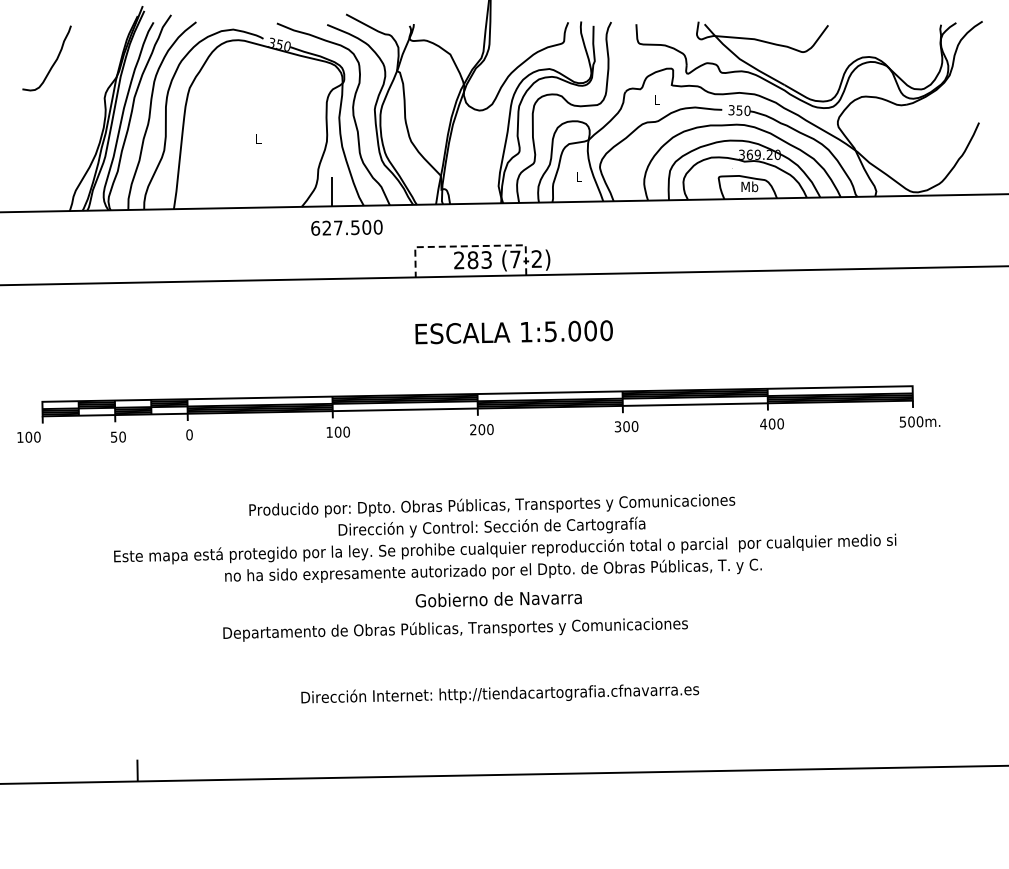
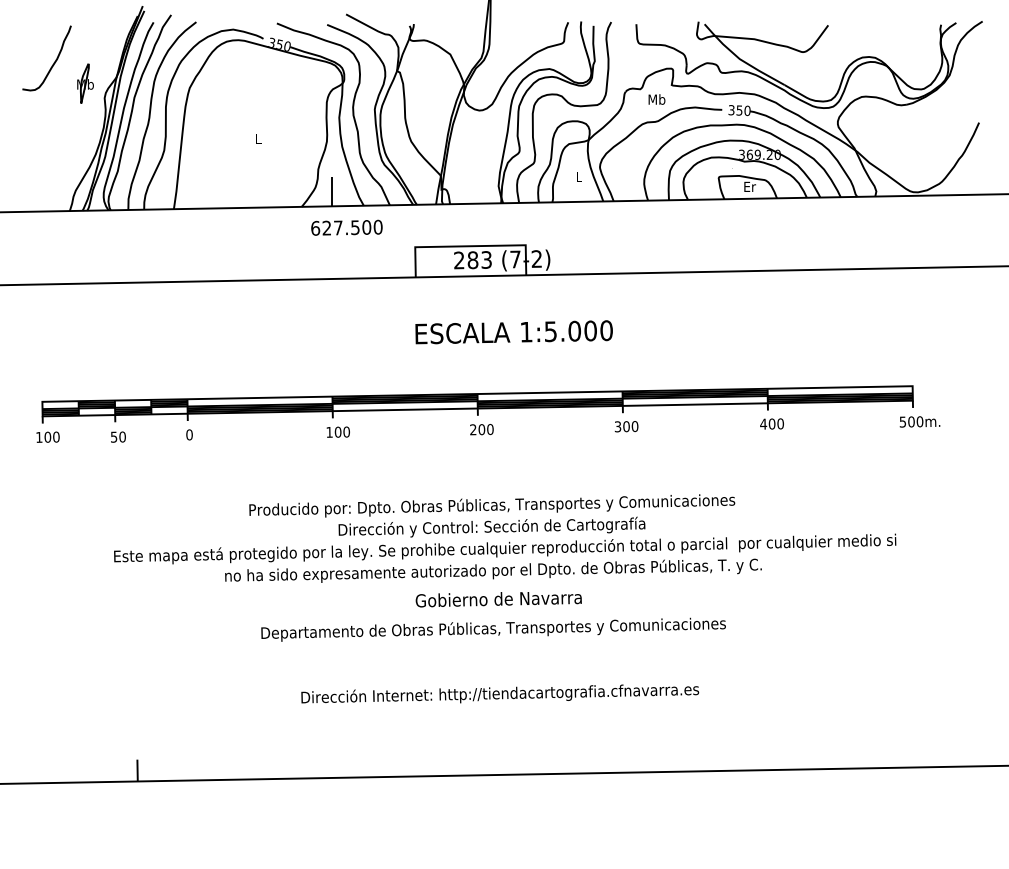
part: none -> present (85, 83)
text: L -> Mb (656, 99)
text: Mb -> Er (749, 186)
line: dashed -> solid (469, 246)
text position: (28, 436) -> (47, 436) (47, 436)
text position: (455, 629) -> (493, 629) (493, 629)
